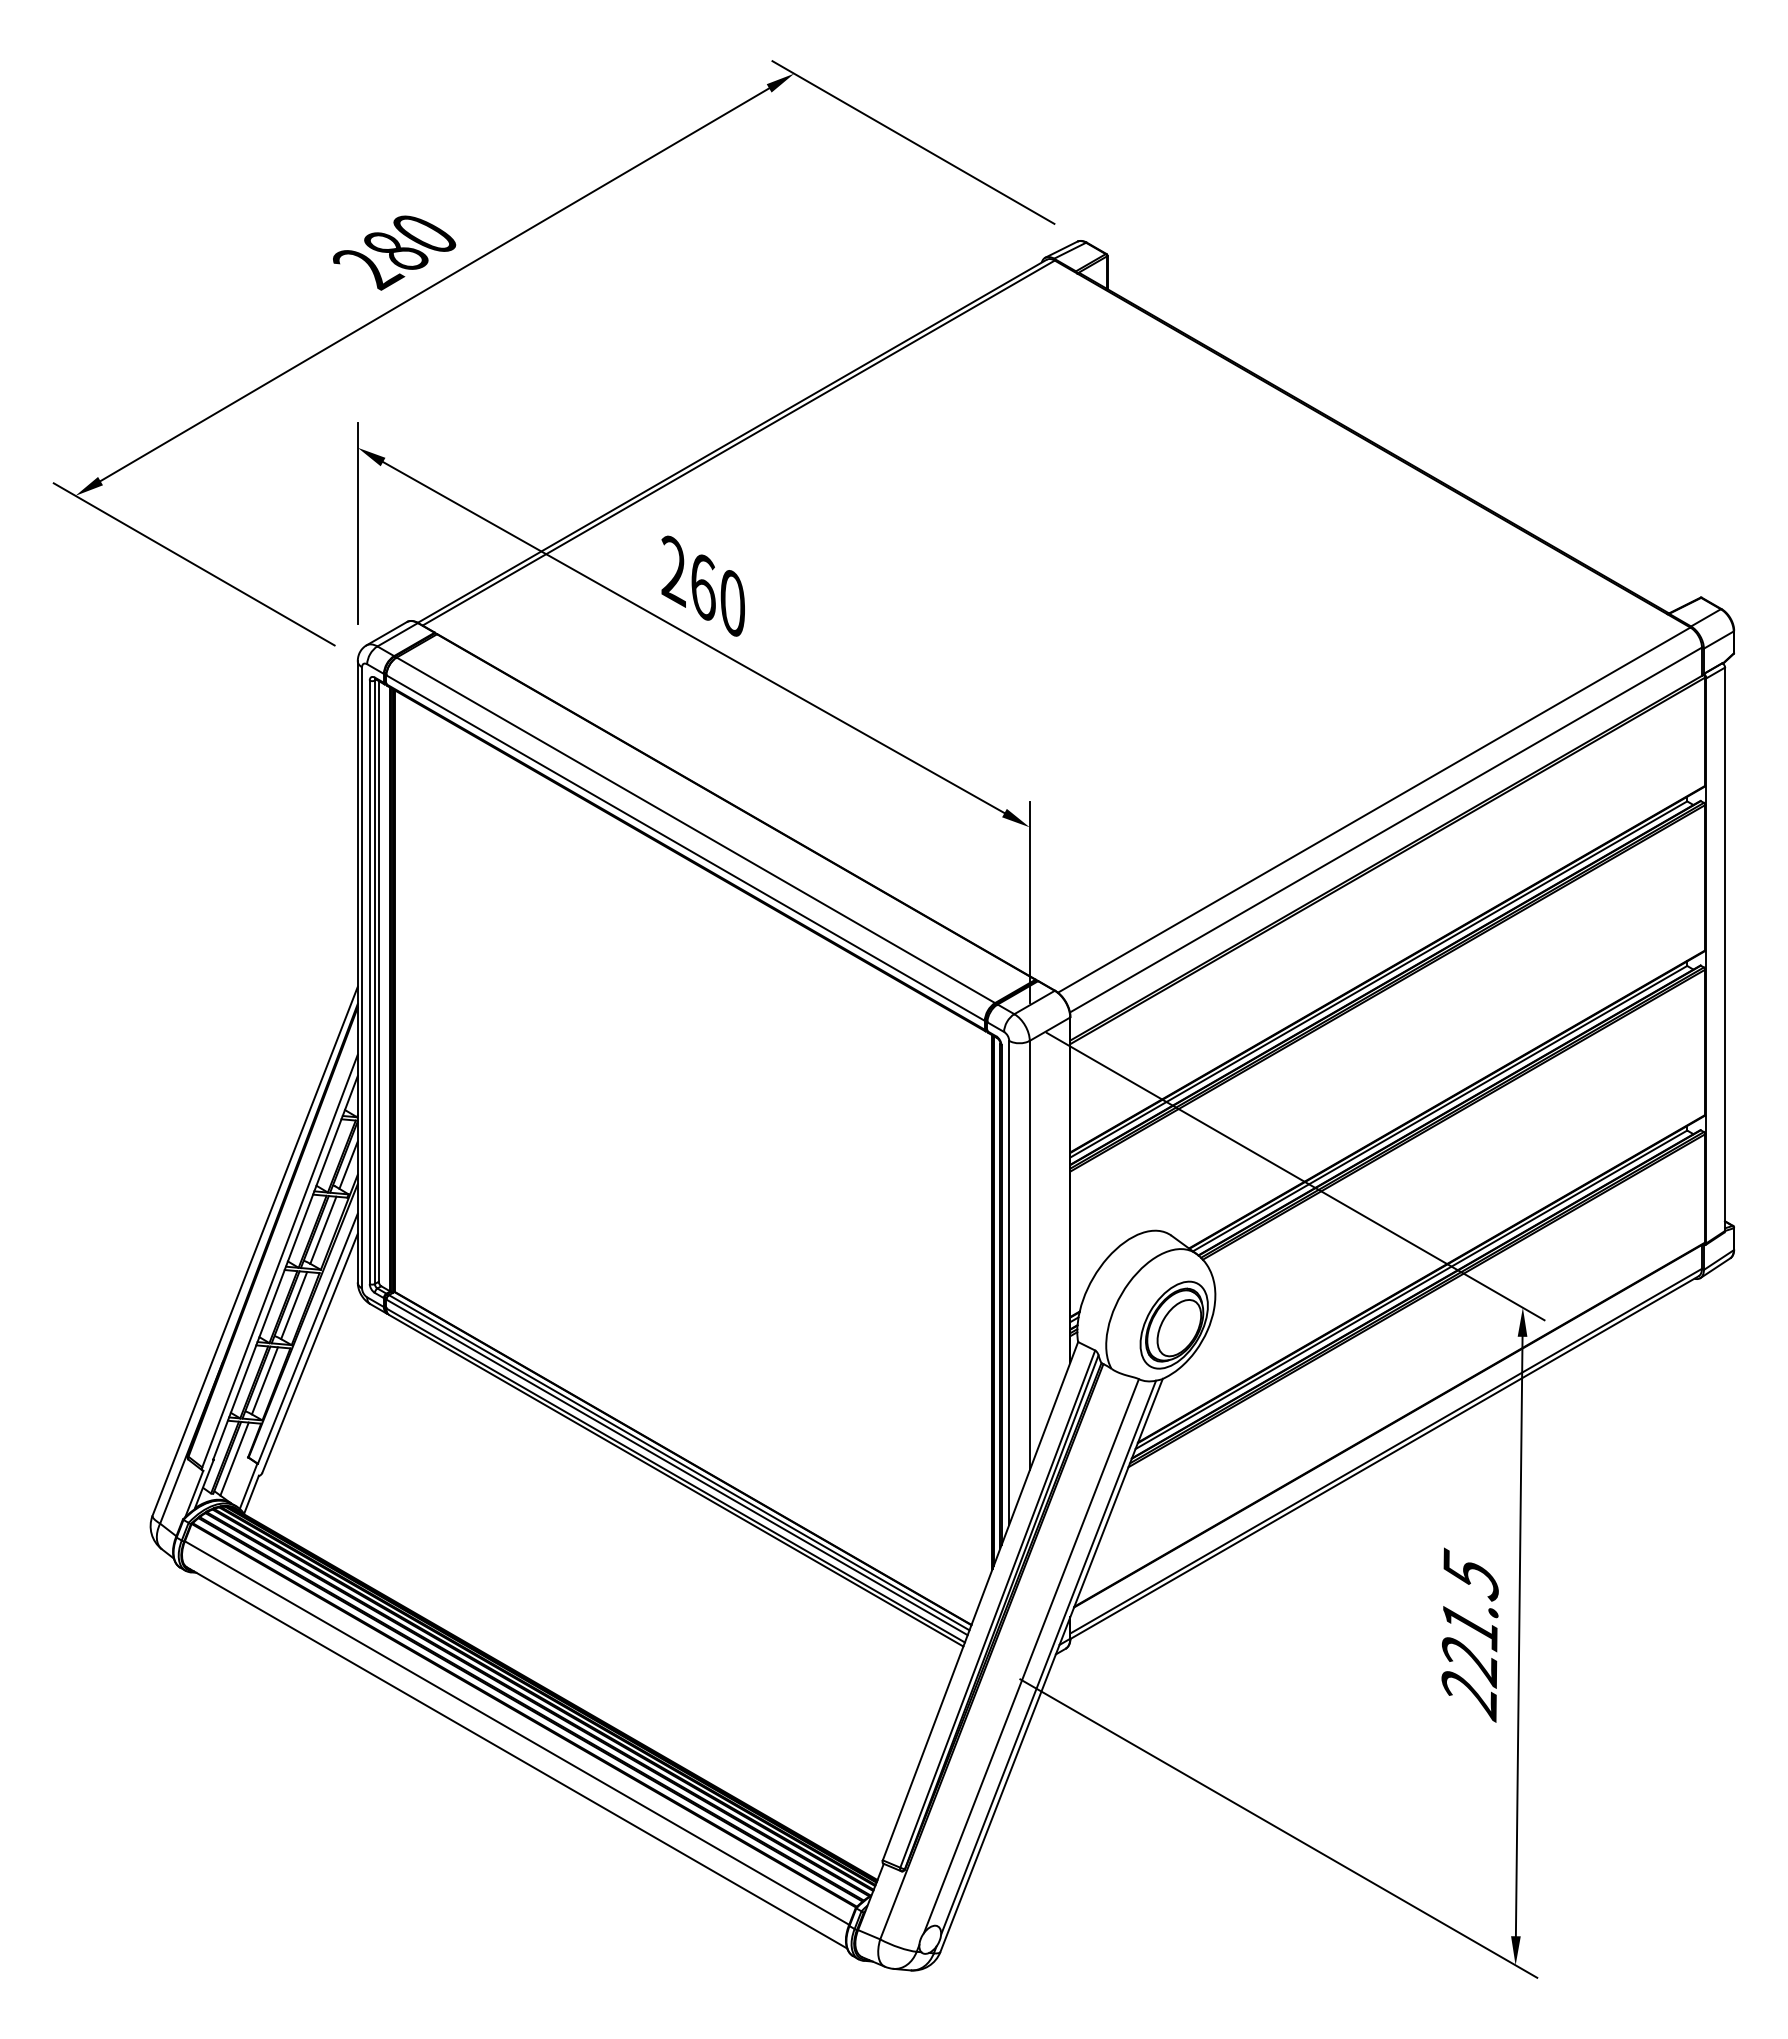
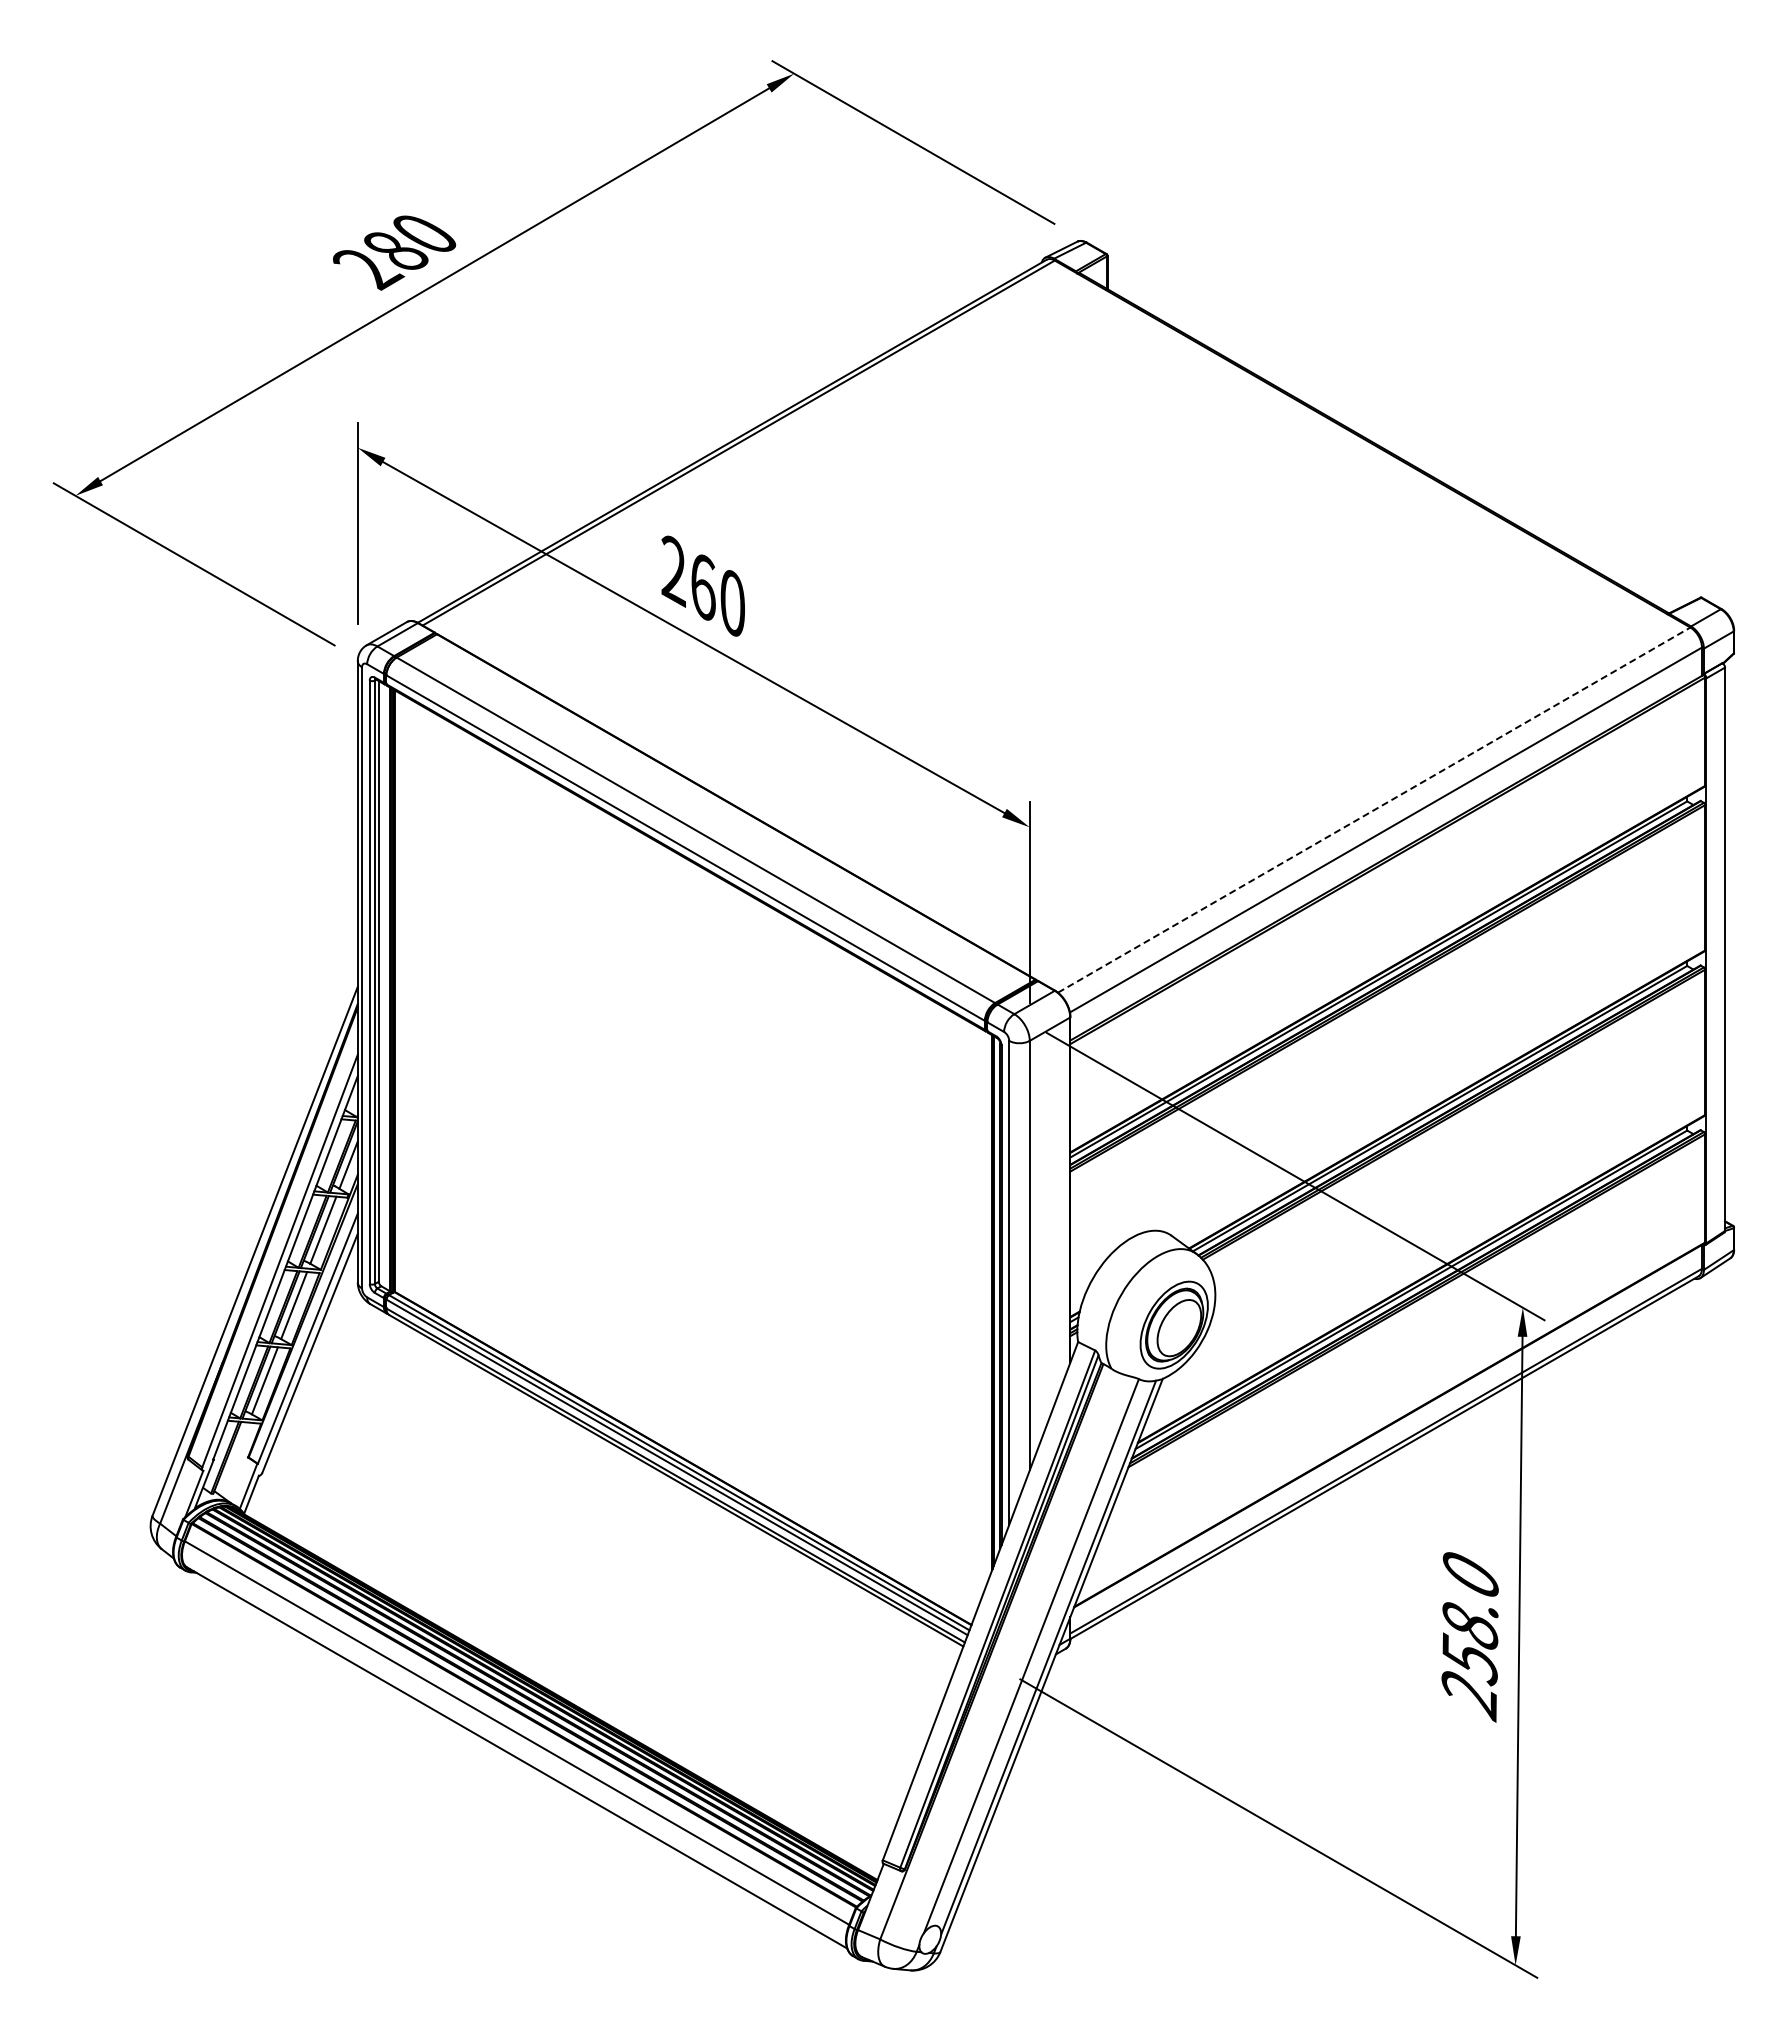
line: solid -> dashed (1374, 809)
line: present -> none (234, 1458)
text: 221.5 -> 258.0 (1470, 1617)
